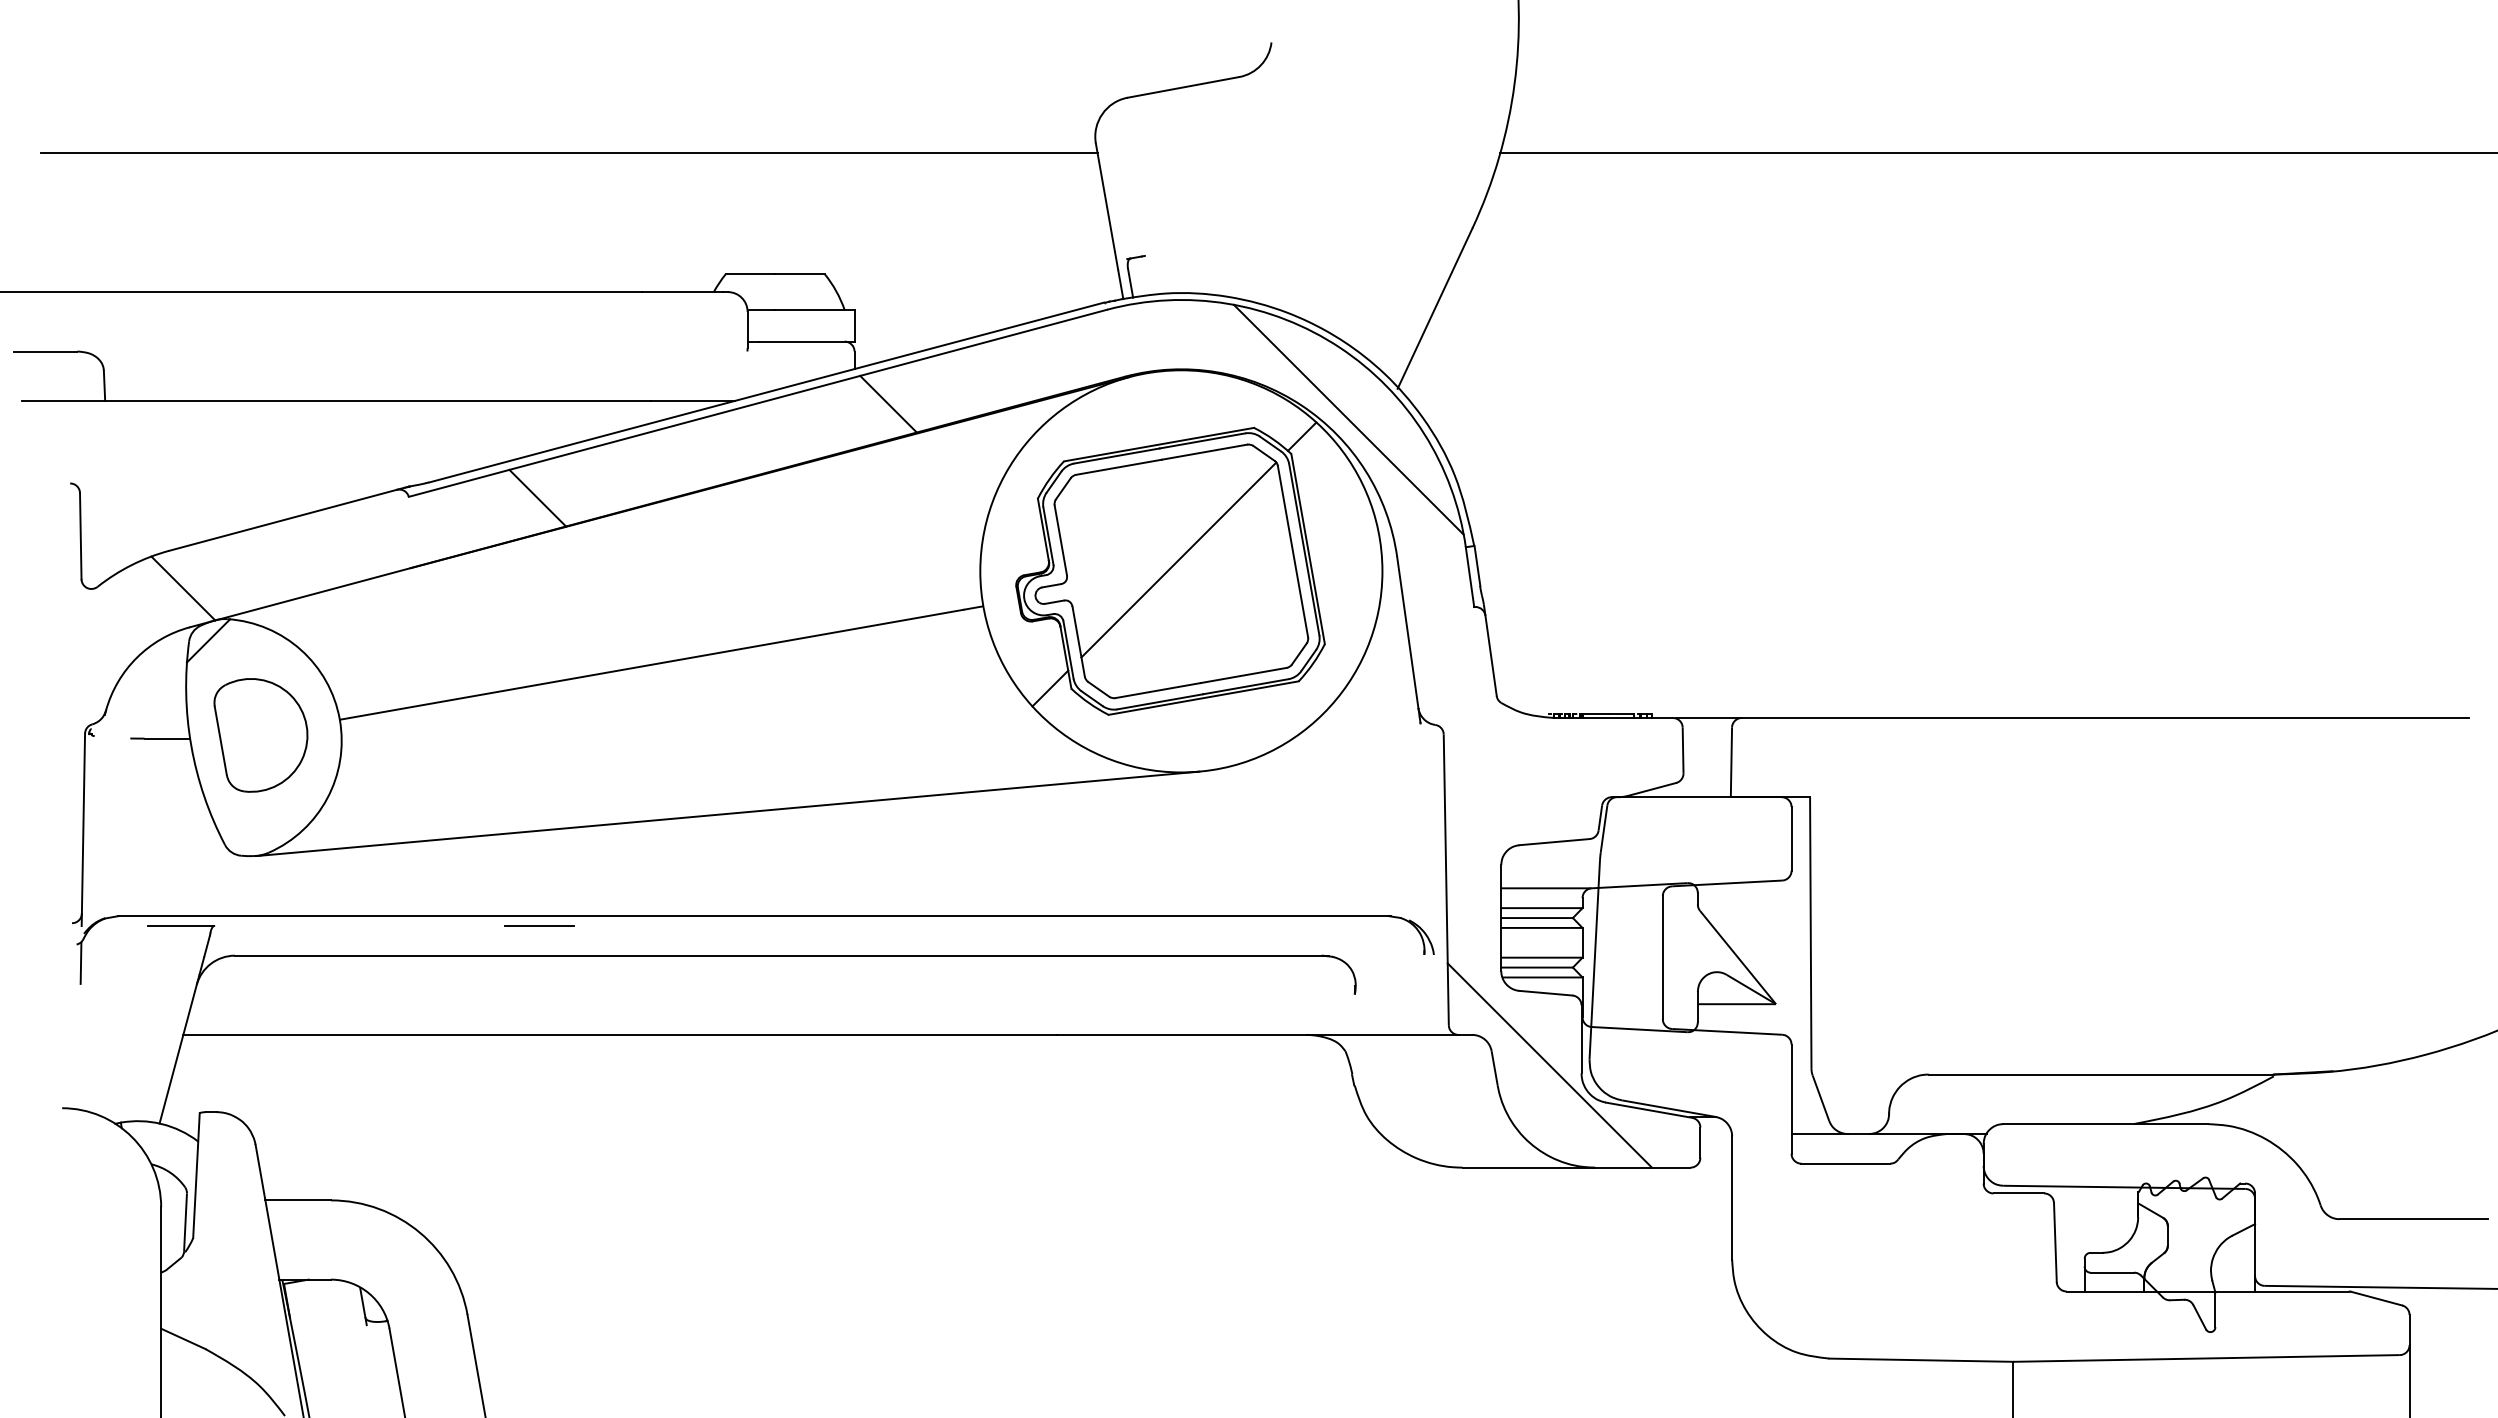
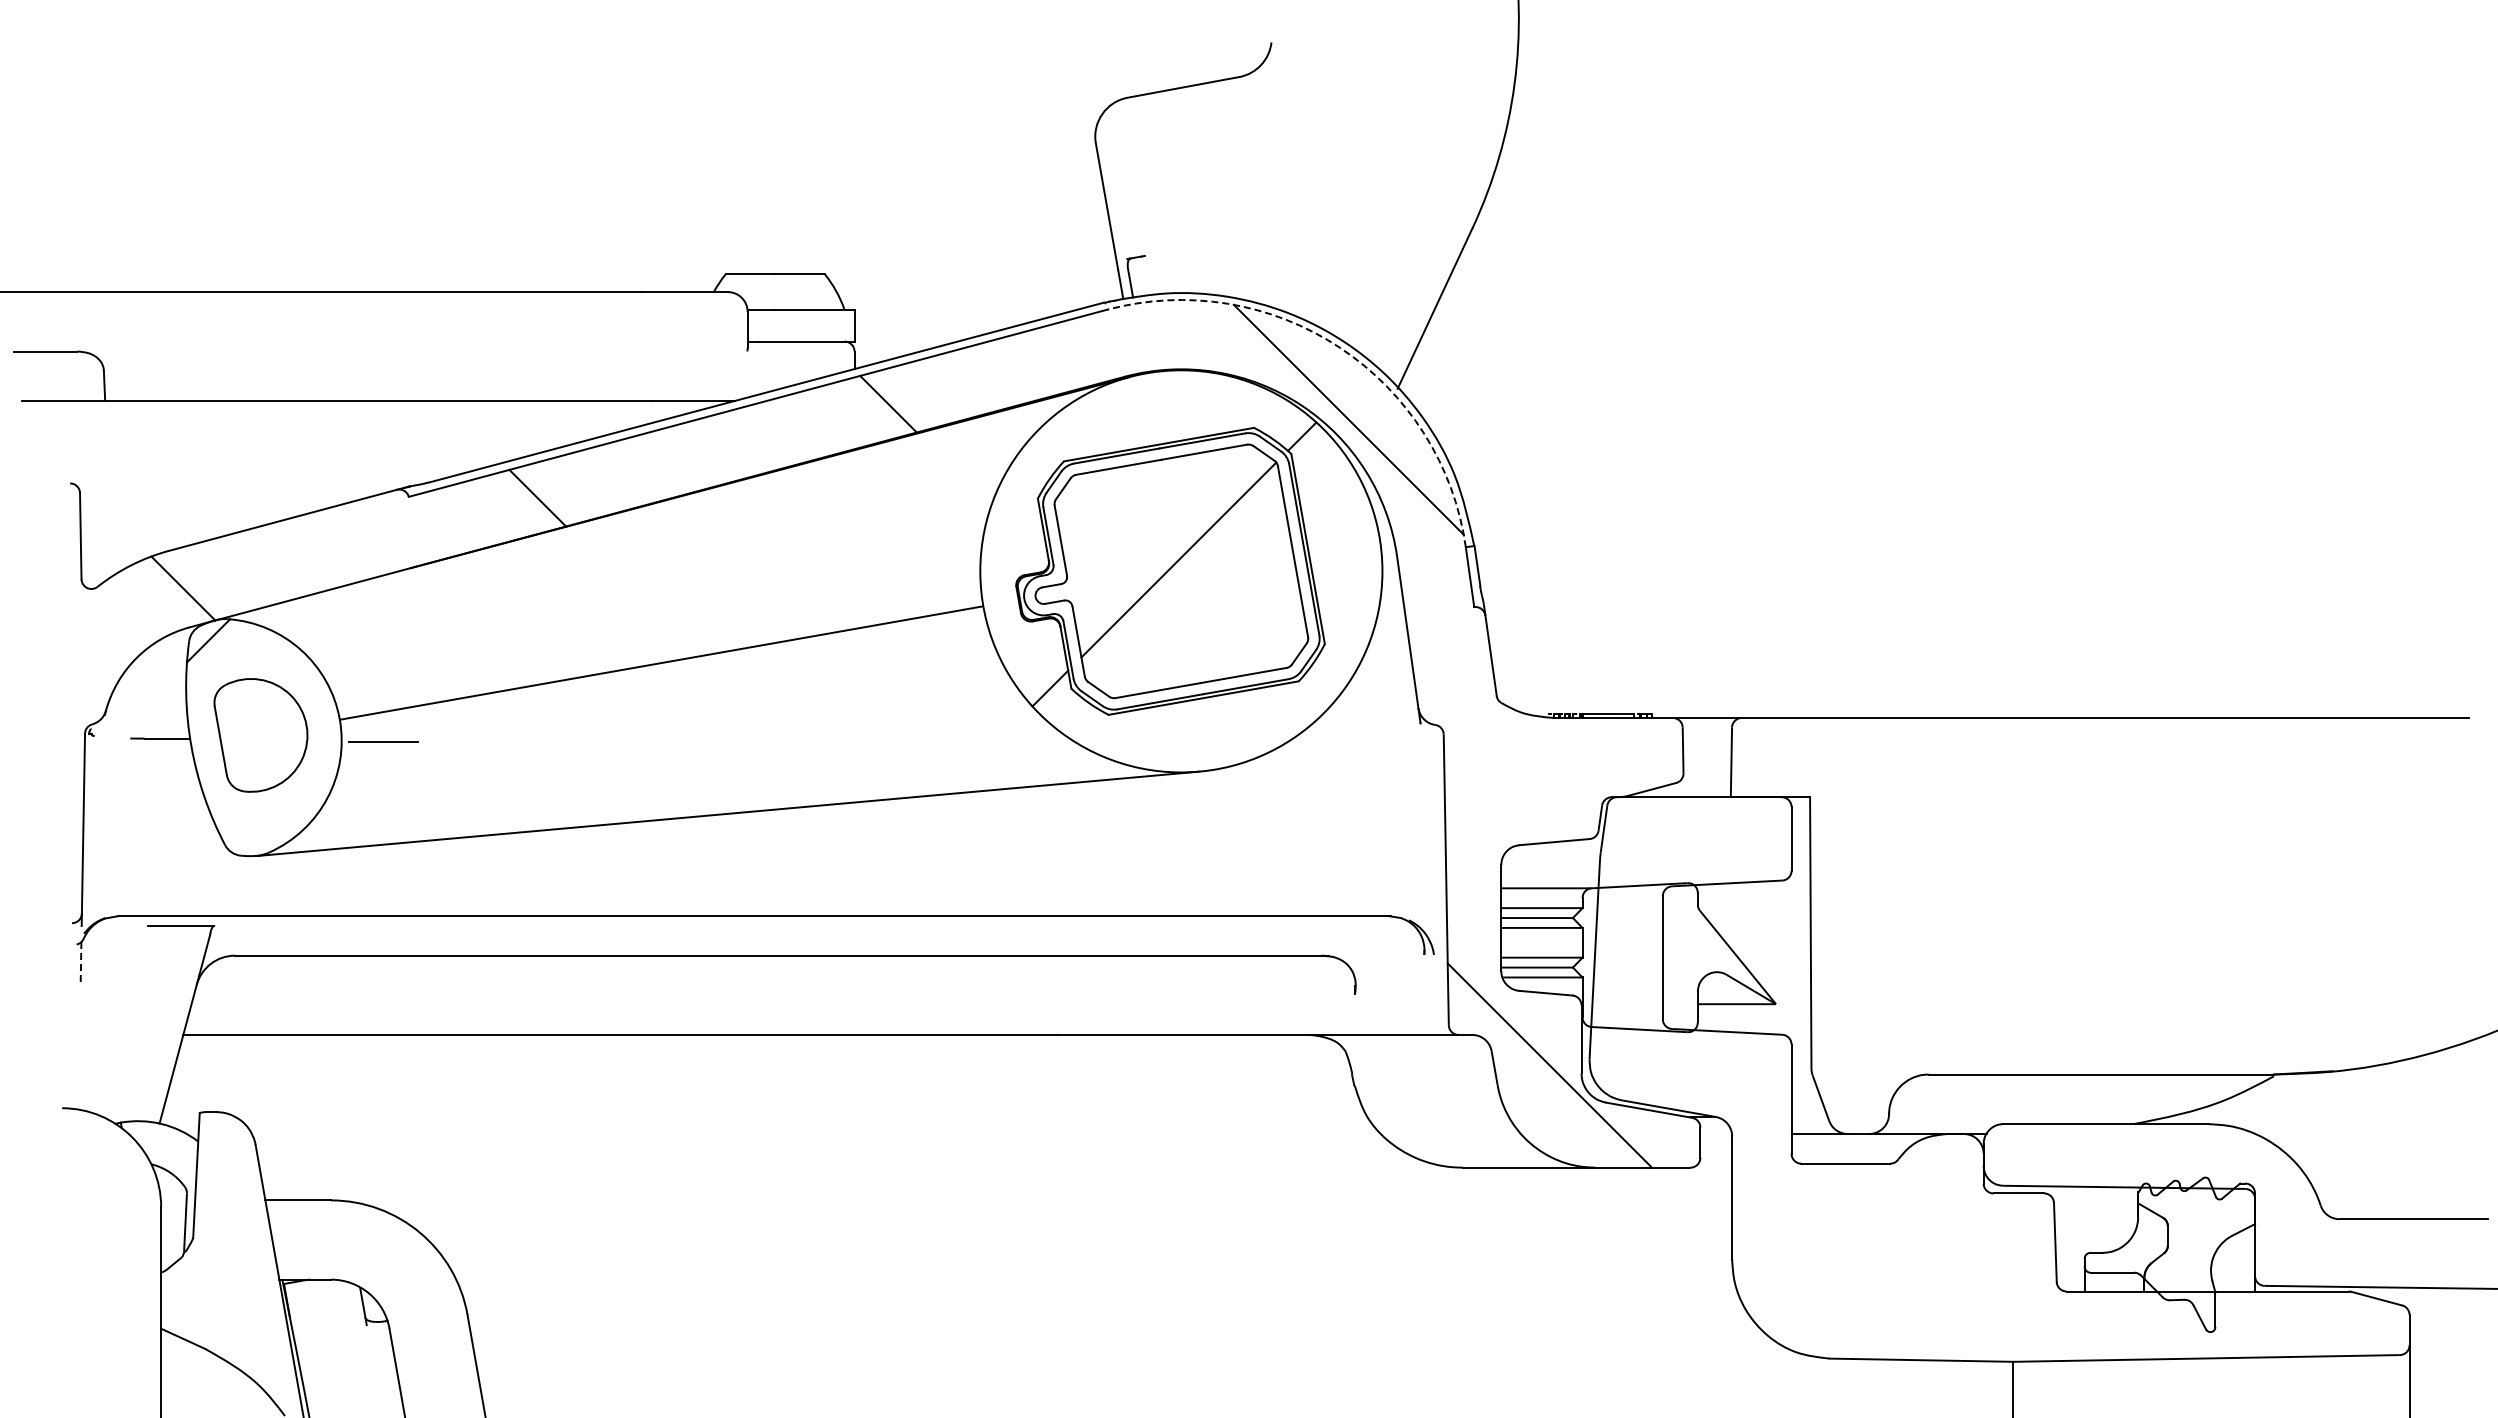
line: present -> none (569, 152)
line: present -> none (1997, 152)
arc: solid -> dashed (1339, 347)
line position: (539, 925) -> (383, 741) (383, 741)
line: solid -> dashed (81, 963)
